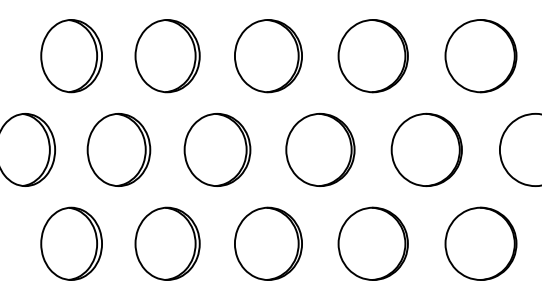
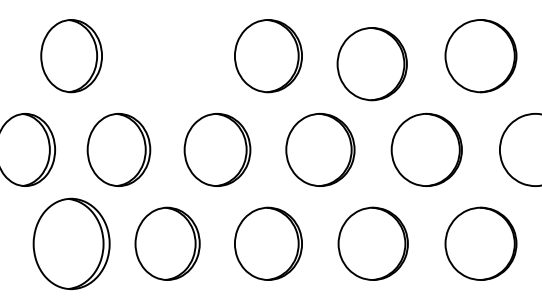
part: present -> none (167, 56)
part position: (372, 56) -> (371, 64) (371, 64)
part size: 63x75 px -> 79x93 px (71, 243)
